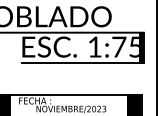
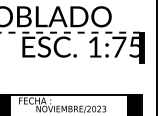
line: solid -> dashed (72, 32)
line: present -> none (81, 63)
